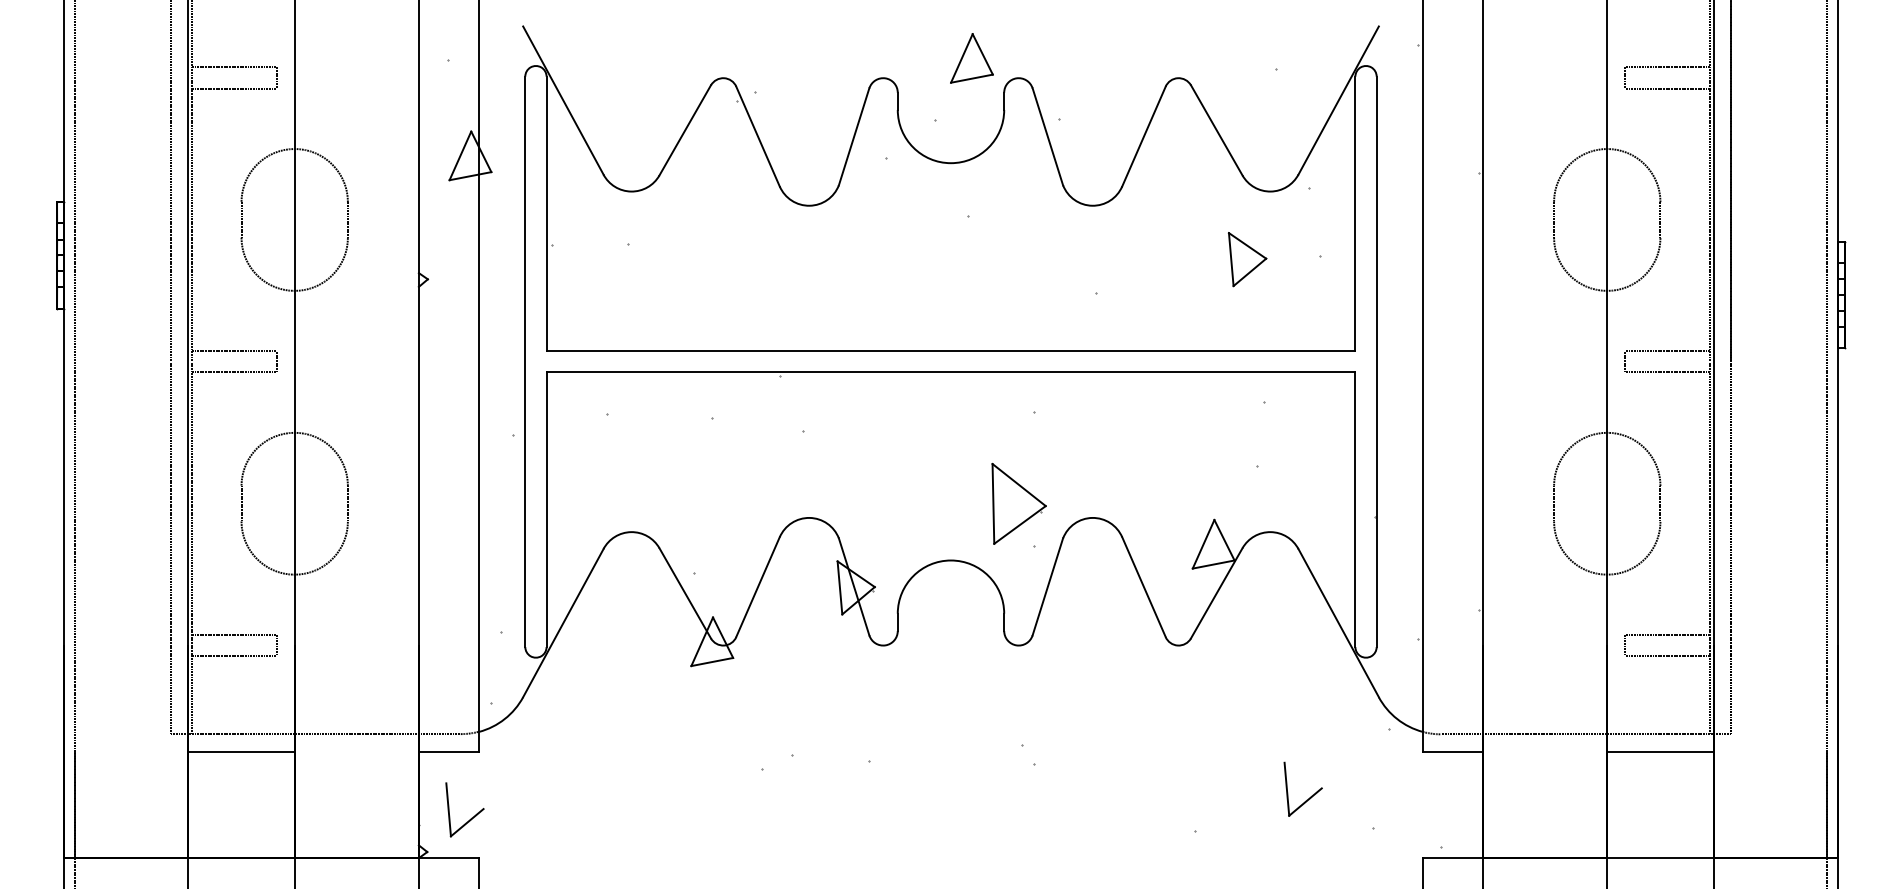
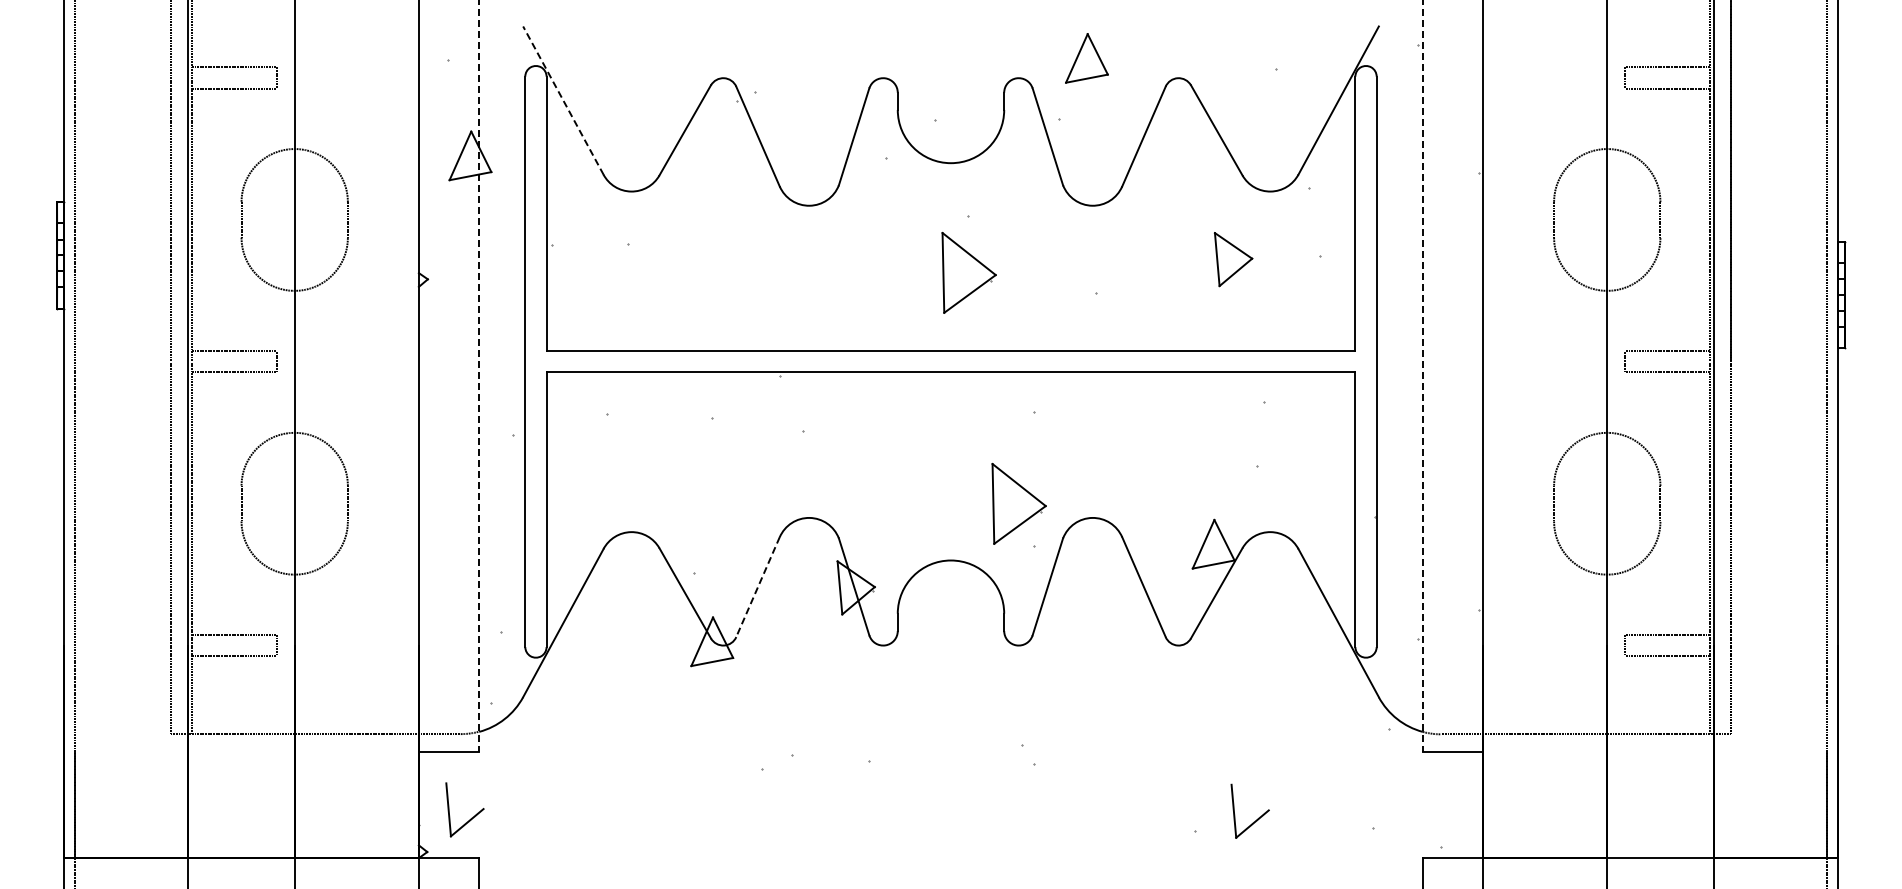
part position: (971, 58) -> (1086, 58) (1086, 58)
line: solid -> dashed (563, 100)
part position: (1247, 259) -> (1233, 259) (1233, 259)
part: none -> present (968, 272)
line: solid -> dashed (479, 376)
line: solid -> dashed (1422, 376)
line: solid -> dashed (757, 587)
line: present -> none (241, 752)
line: present -> none (1660, 752)
part position: (1310, 796) -> (1257, 818) (1257, 818)
